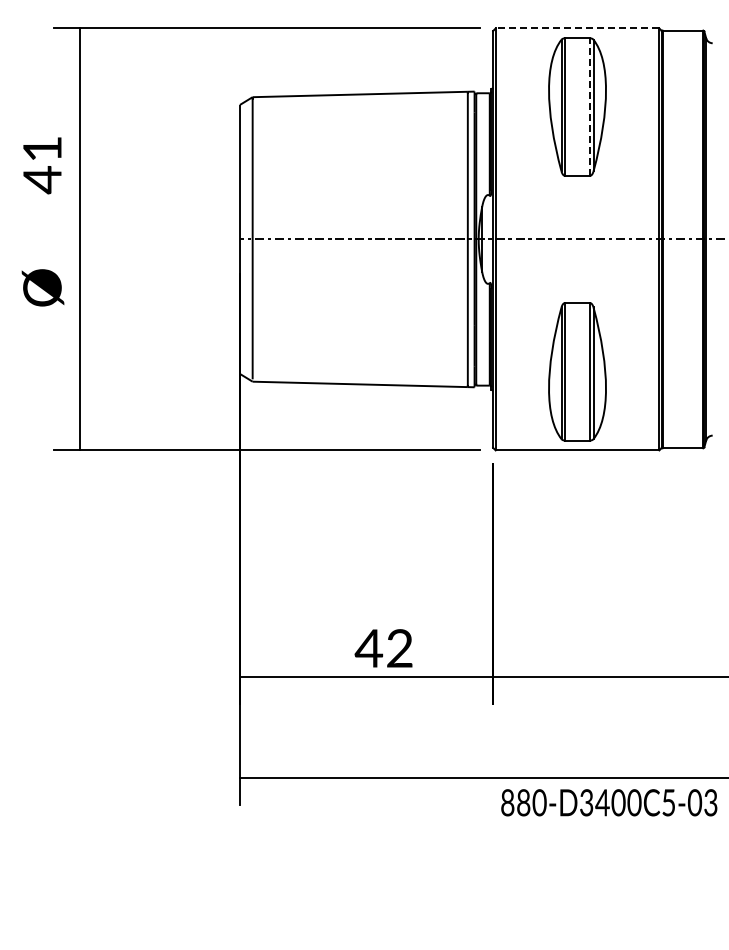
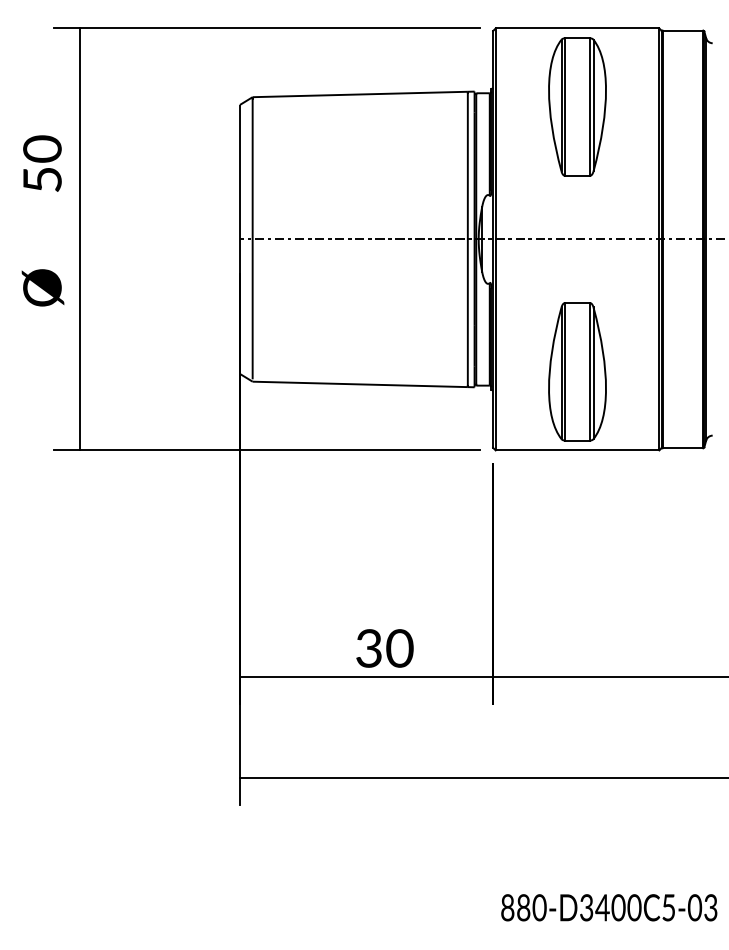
line: dashed -> solid (577, 28)
line: dashed -> solid (589, 107)
text: 41 -> 50 (42, 164)
text: 42 -> 30 (383, 648)
text position: (609, 802) -> (609, 907) (609, 907)
